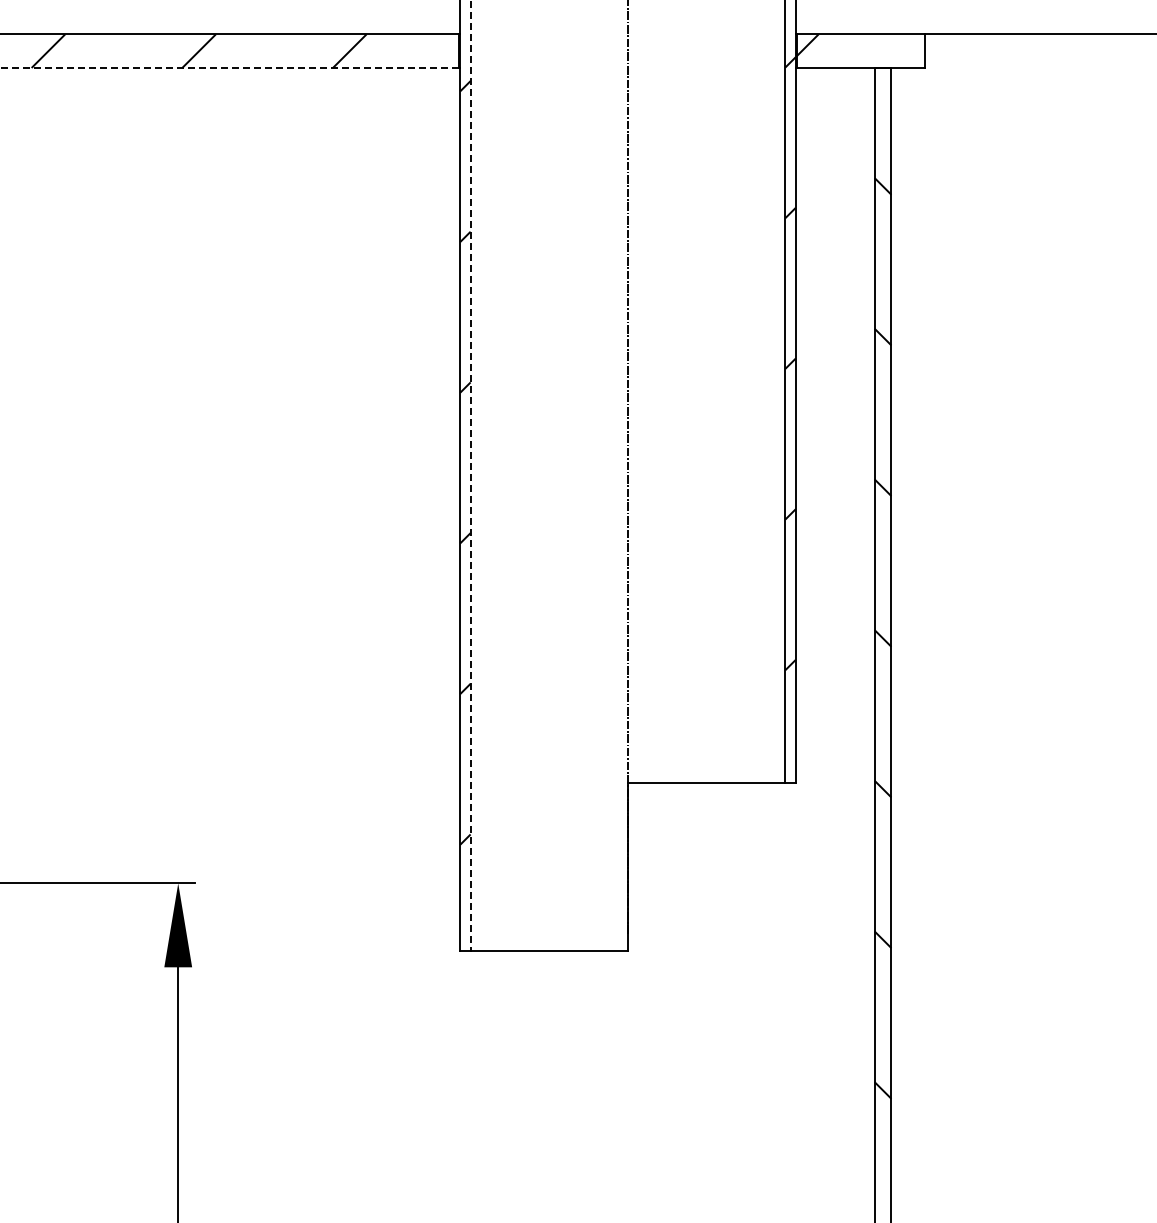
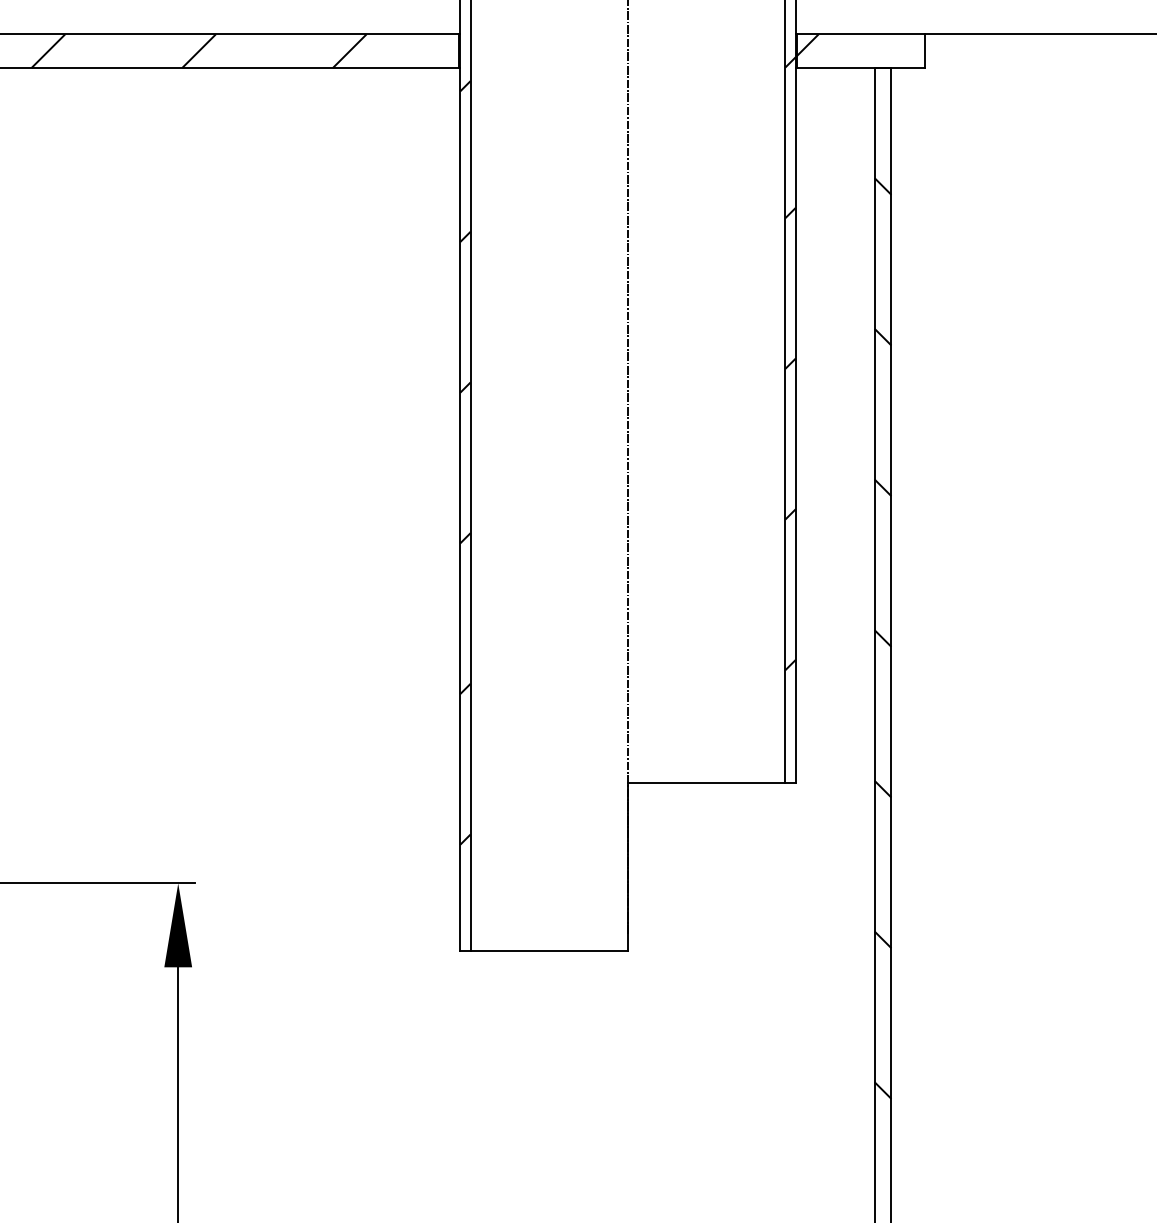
line: dashed -> solid (229, 67)
line: dashed -> solid (470, 475)
